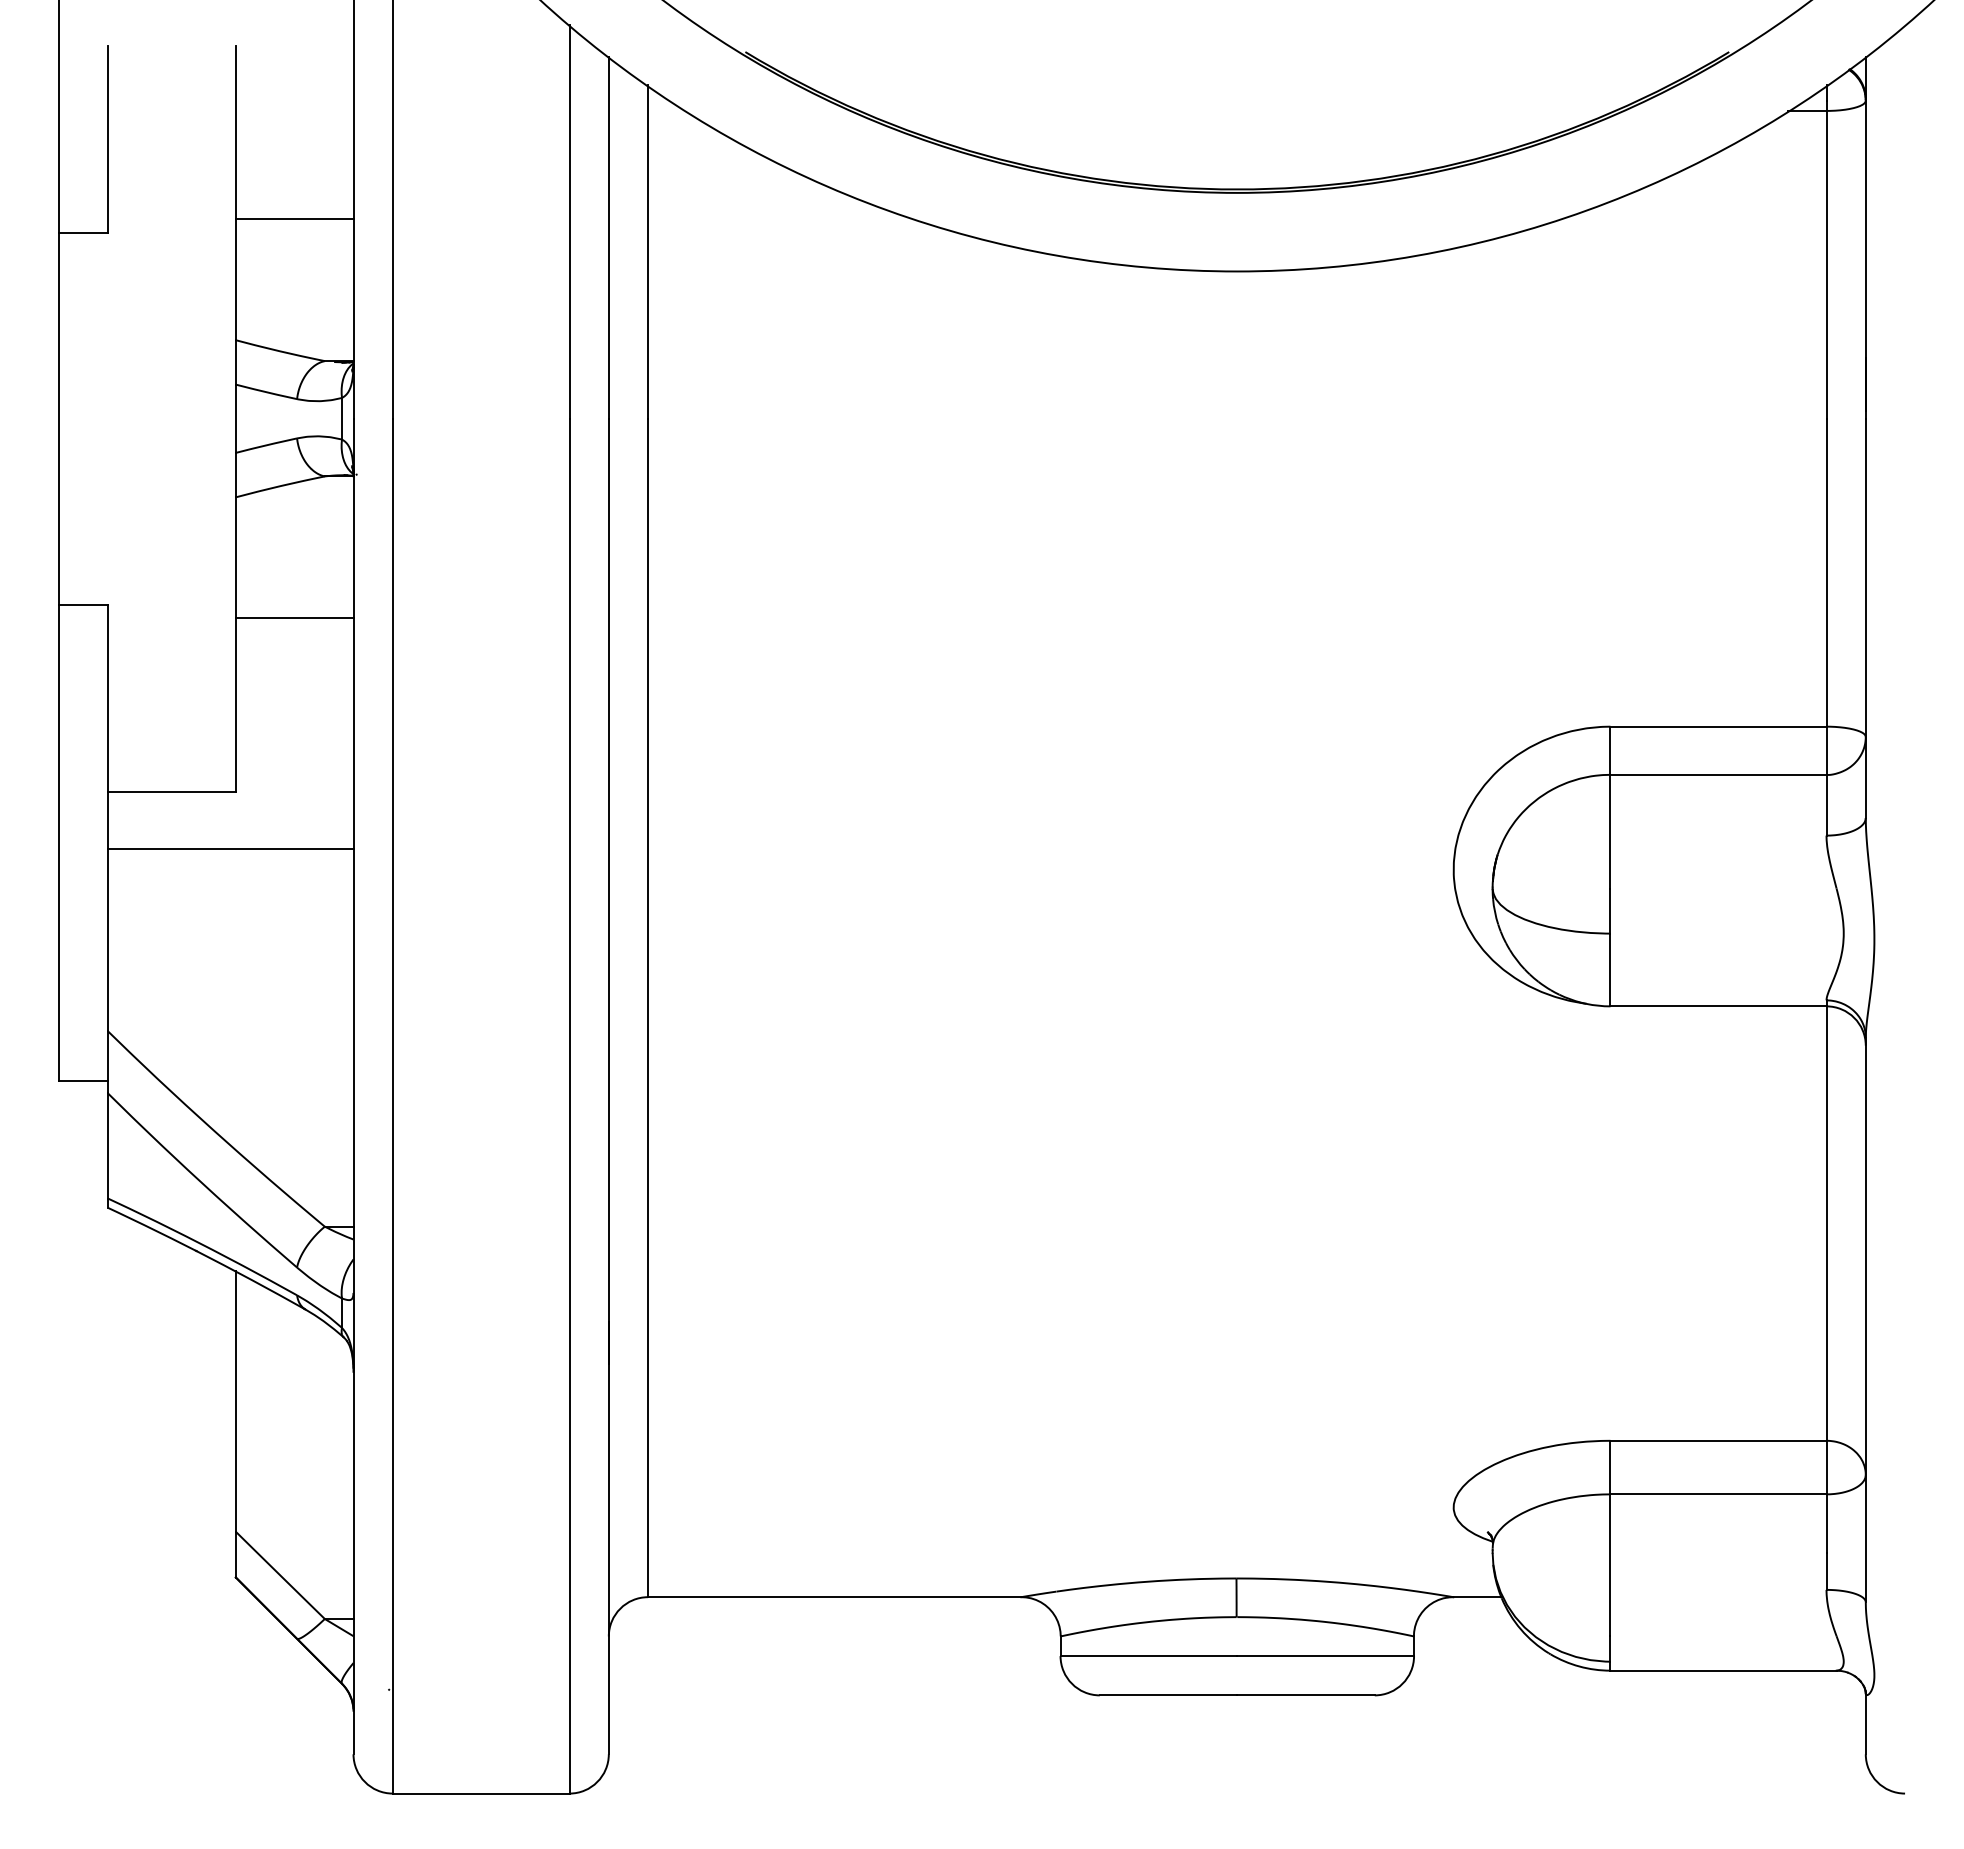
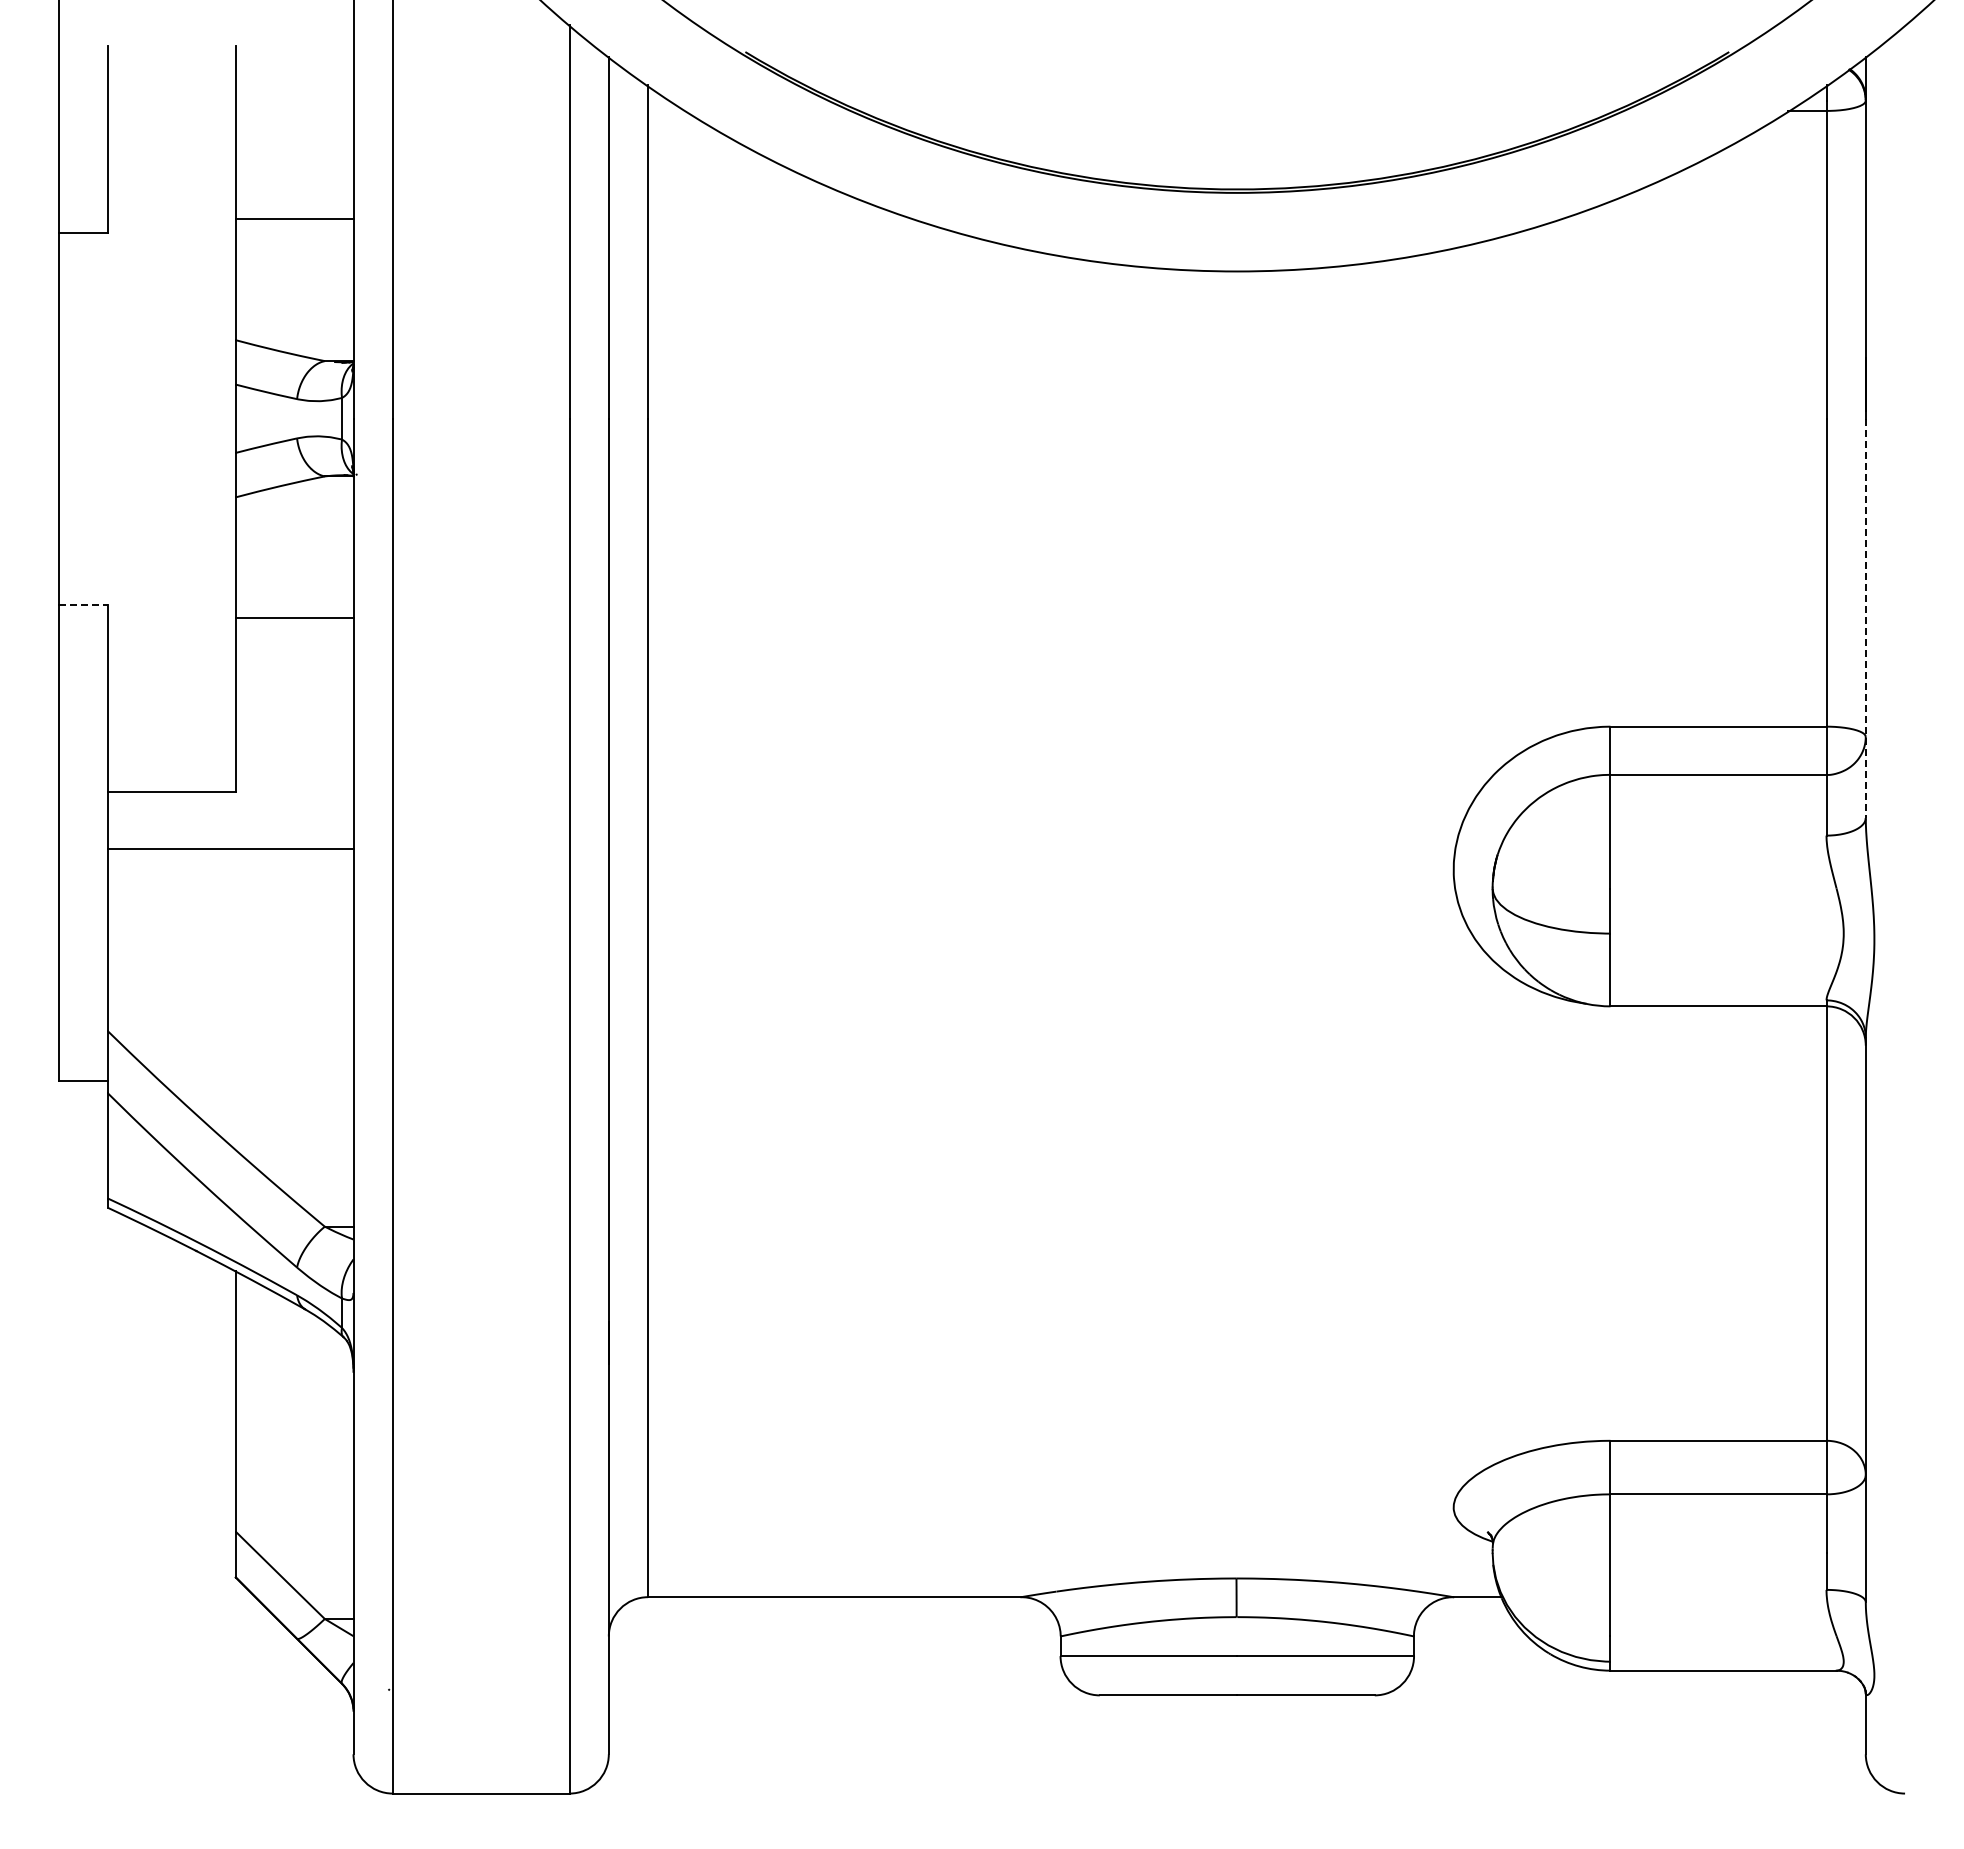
line: solid -> dashed (83, 604)
line: solid -> dashed (1865, 618)
